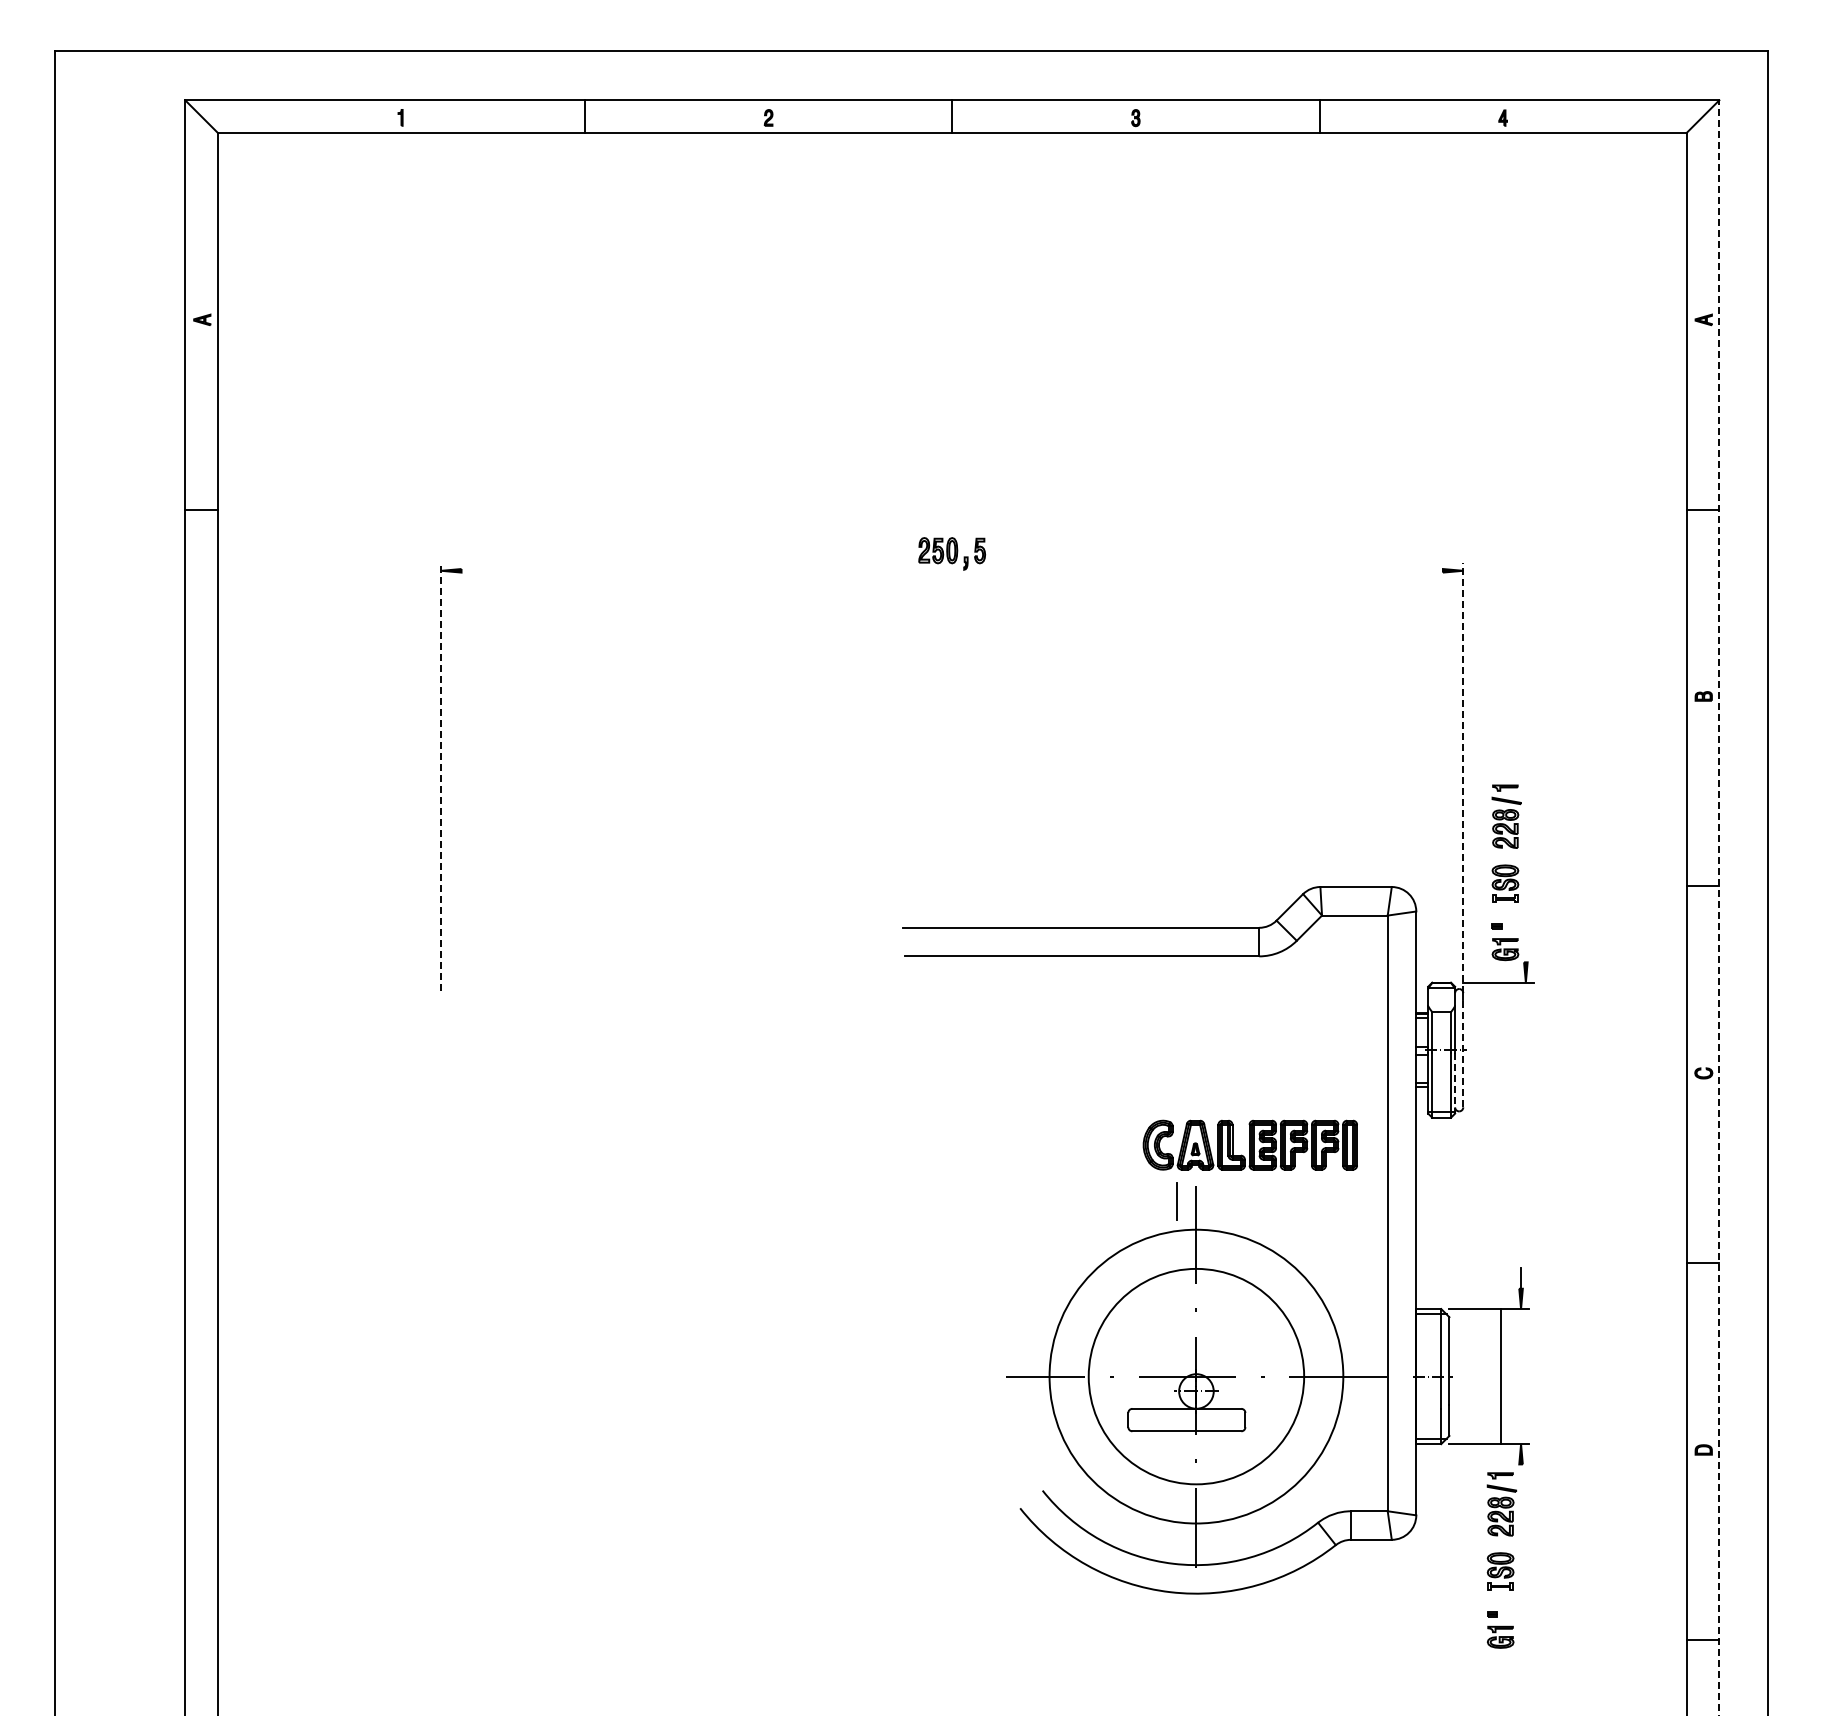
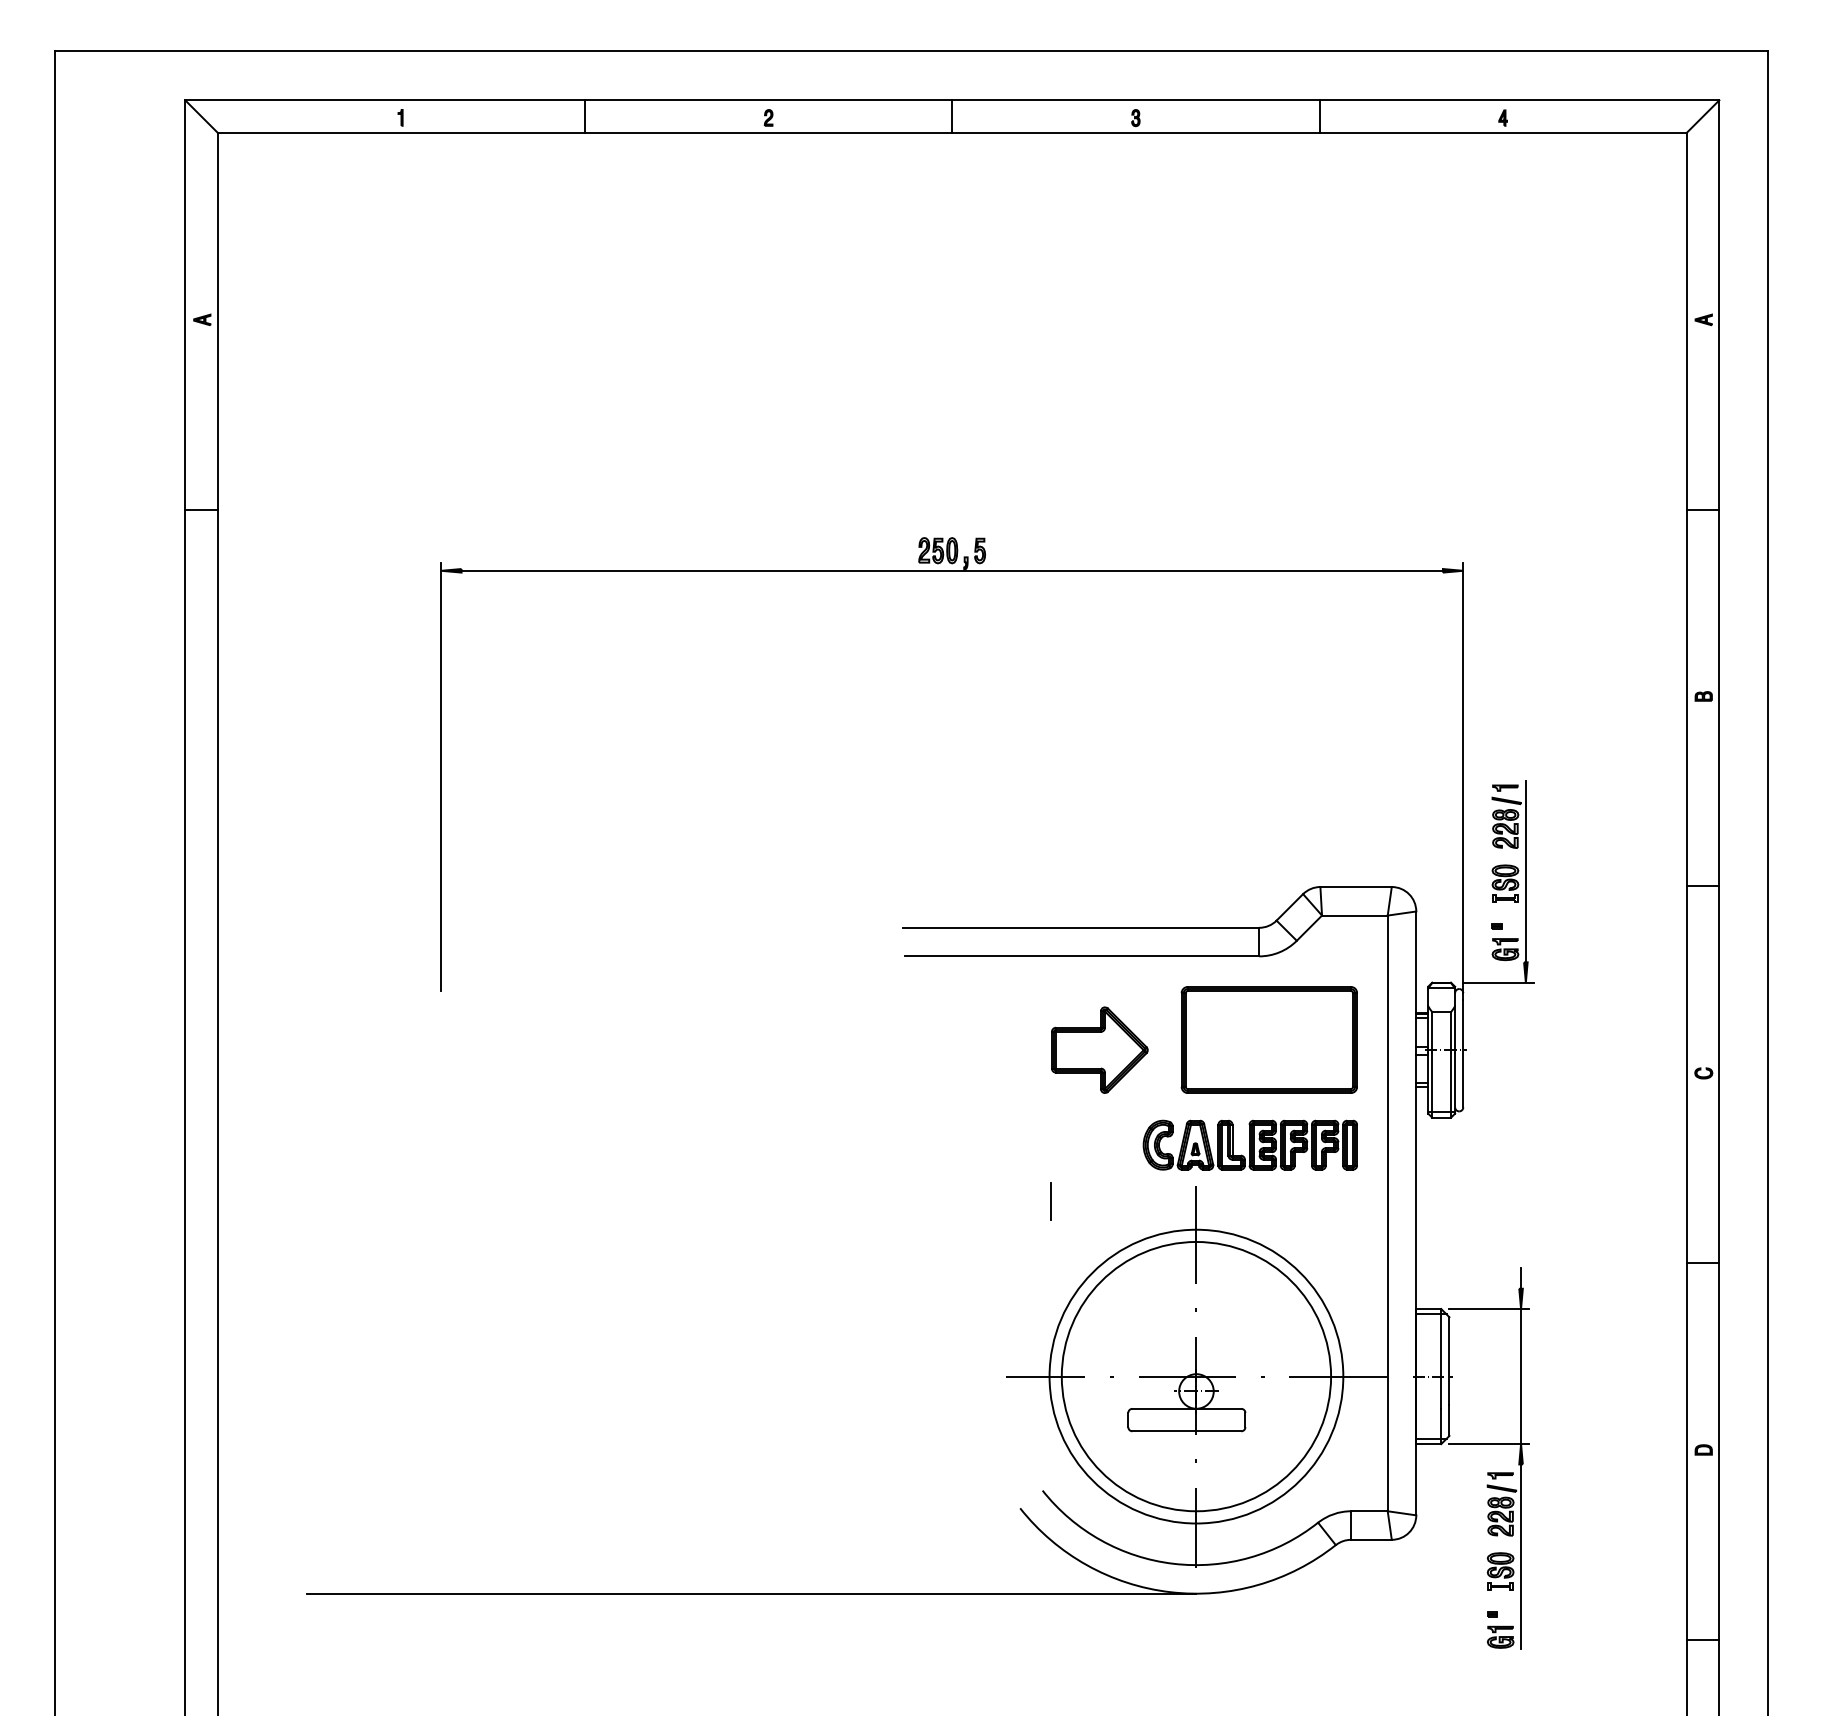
line: none -> present (951, 570)
line: dashed -> solid (441, 776)
line: dashed -> solid (1463, 777)
line: none -> present (1525, 871)
line: dashed -> solid (1719, 907)
part: none -> present (1268, 1039)
part: none -> present (1099, 1049)
line: dashed -> solid (1463, 1053)
line: dashed -> solid (1455, 1083)
line position: (1176, 1201) -> (1050, 1201) (1050, 1201)
circle diameter: 215 px -> 269 px (1196, 1376)
line position: (1501, 1376) -> (1521, 1376) (1521, 1376)
line: none -> present (1521, 1556)
line: none -> present (751, 1593)
